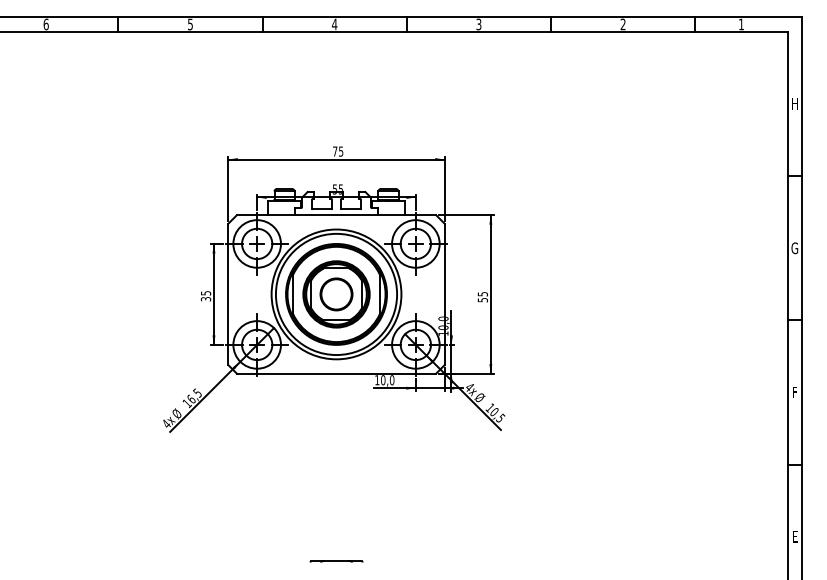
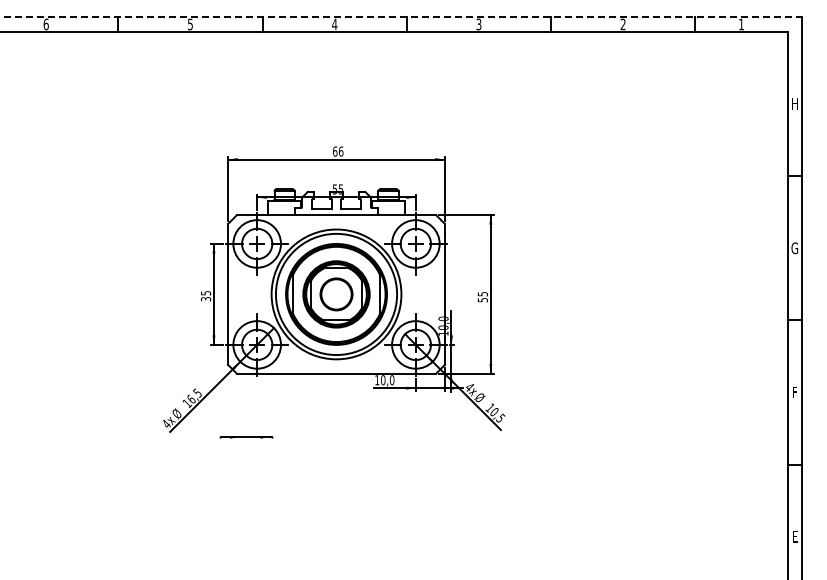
line: solid -> dashed (401, 17)
text: 75 -> 66 (338, 151)
line position: (336, 561) -> (246, 437) (246, 437)
